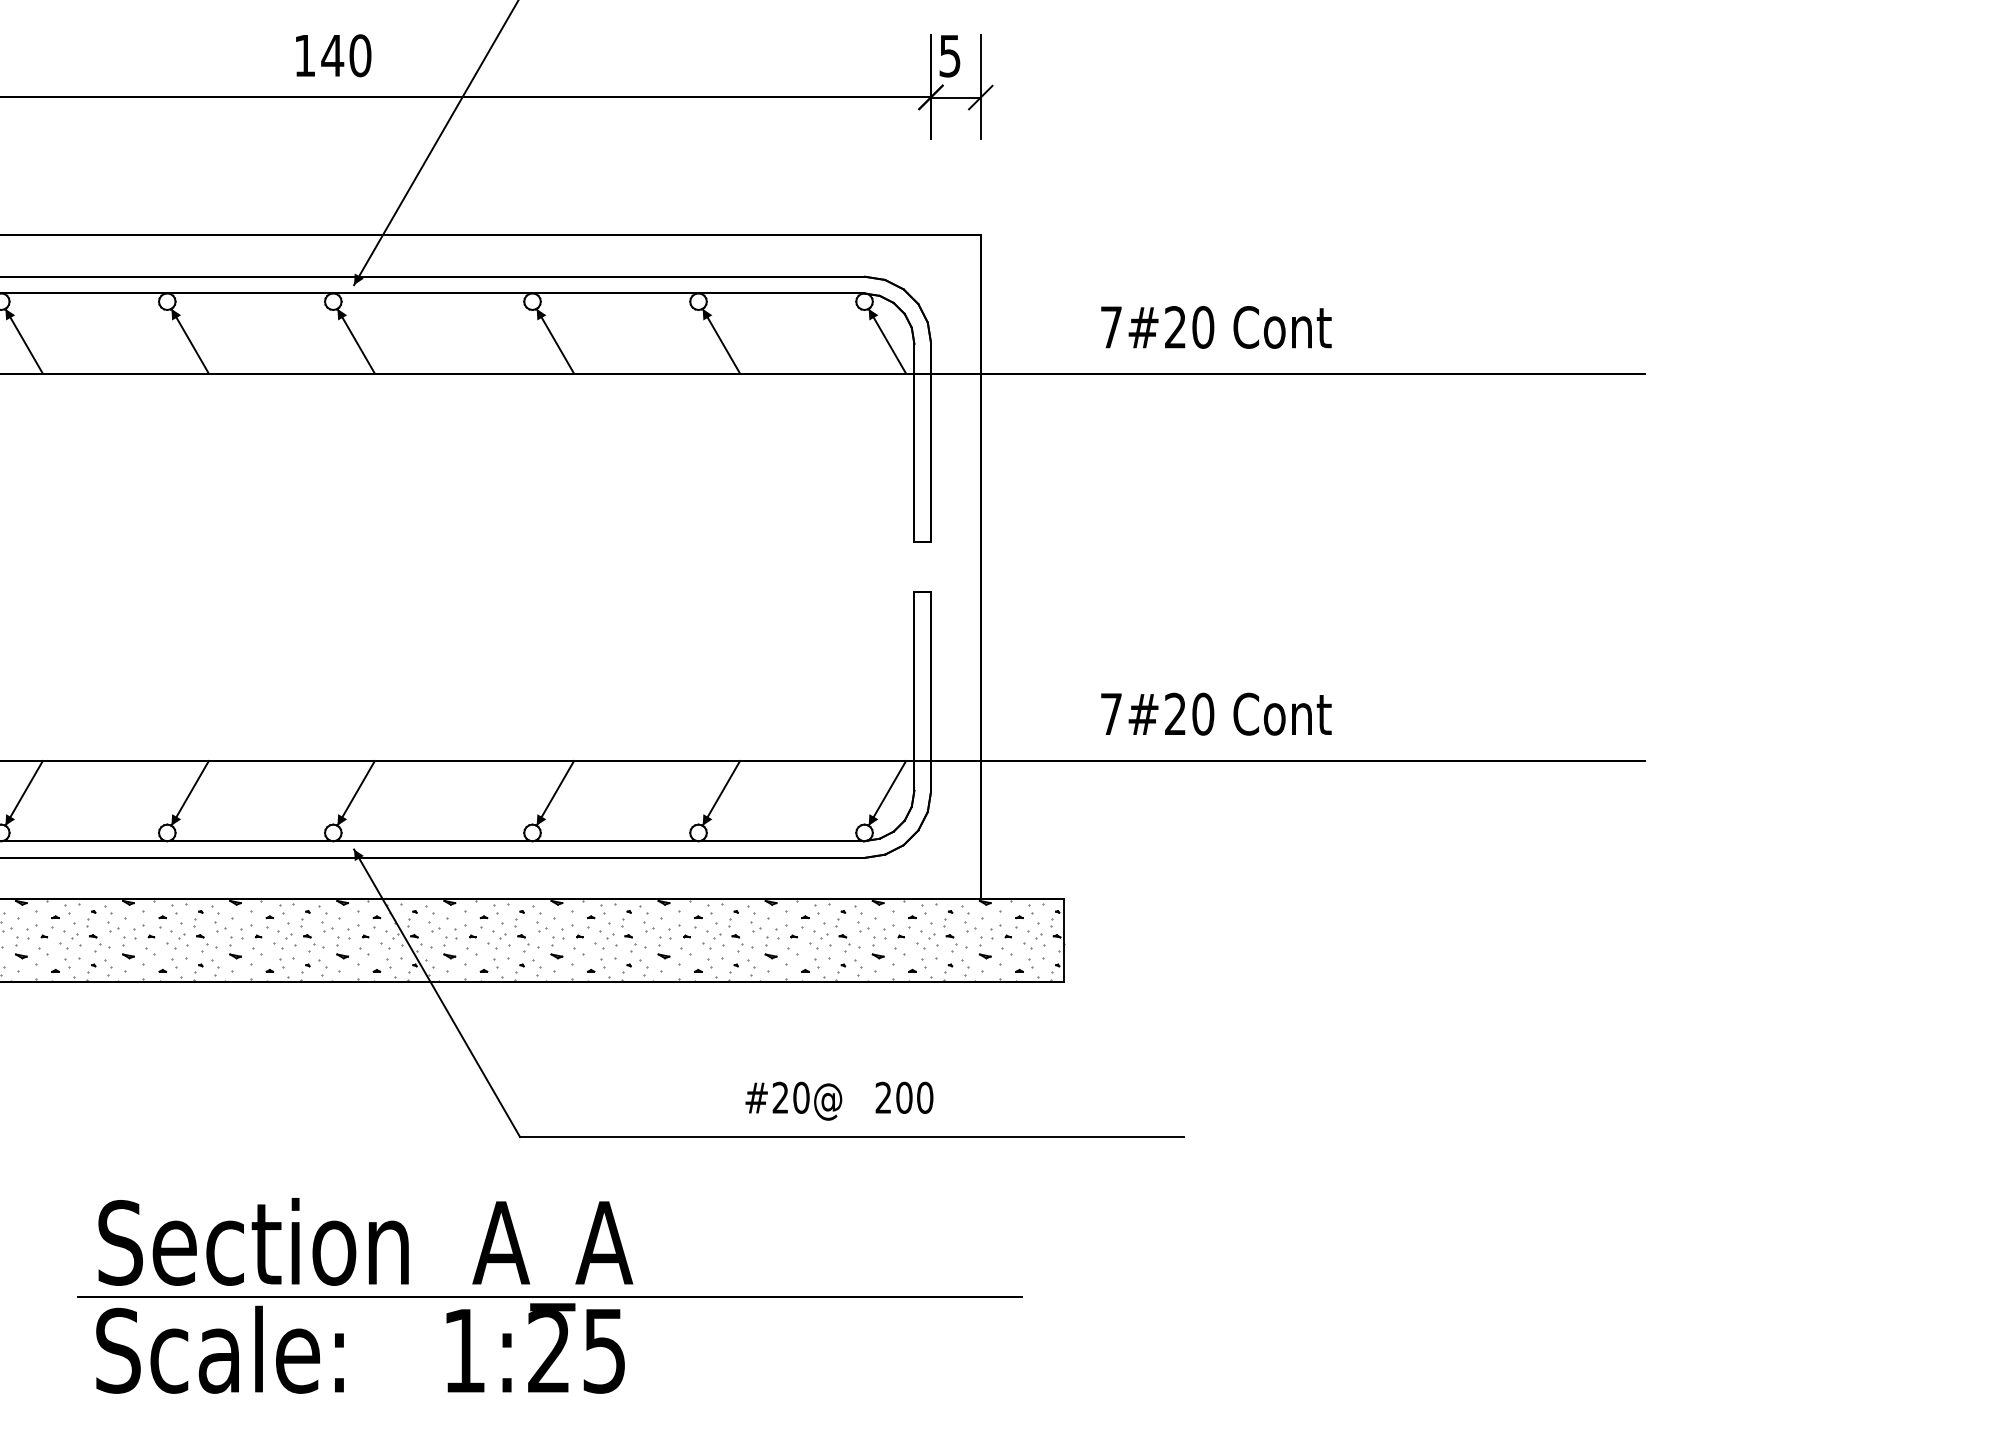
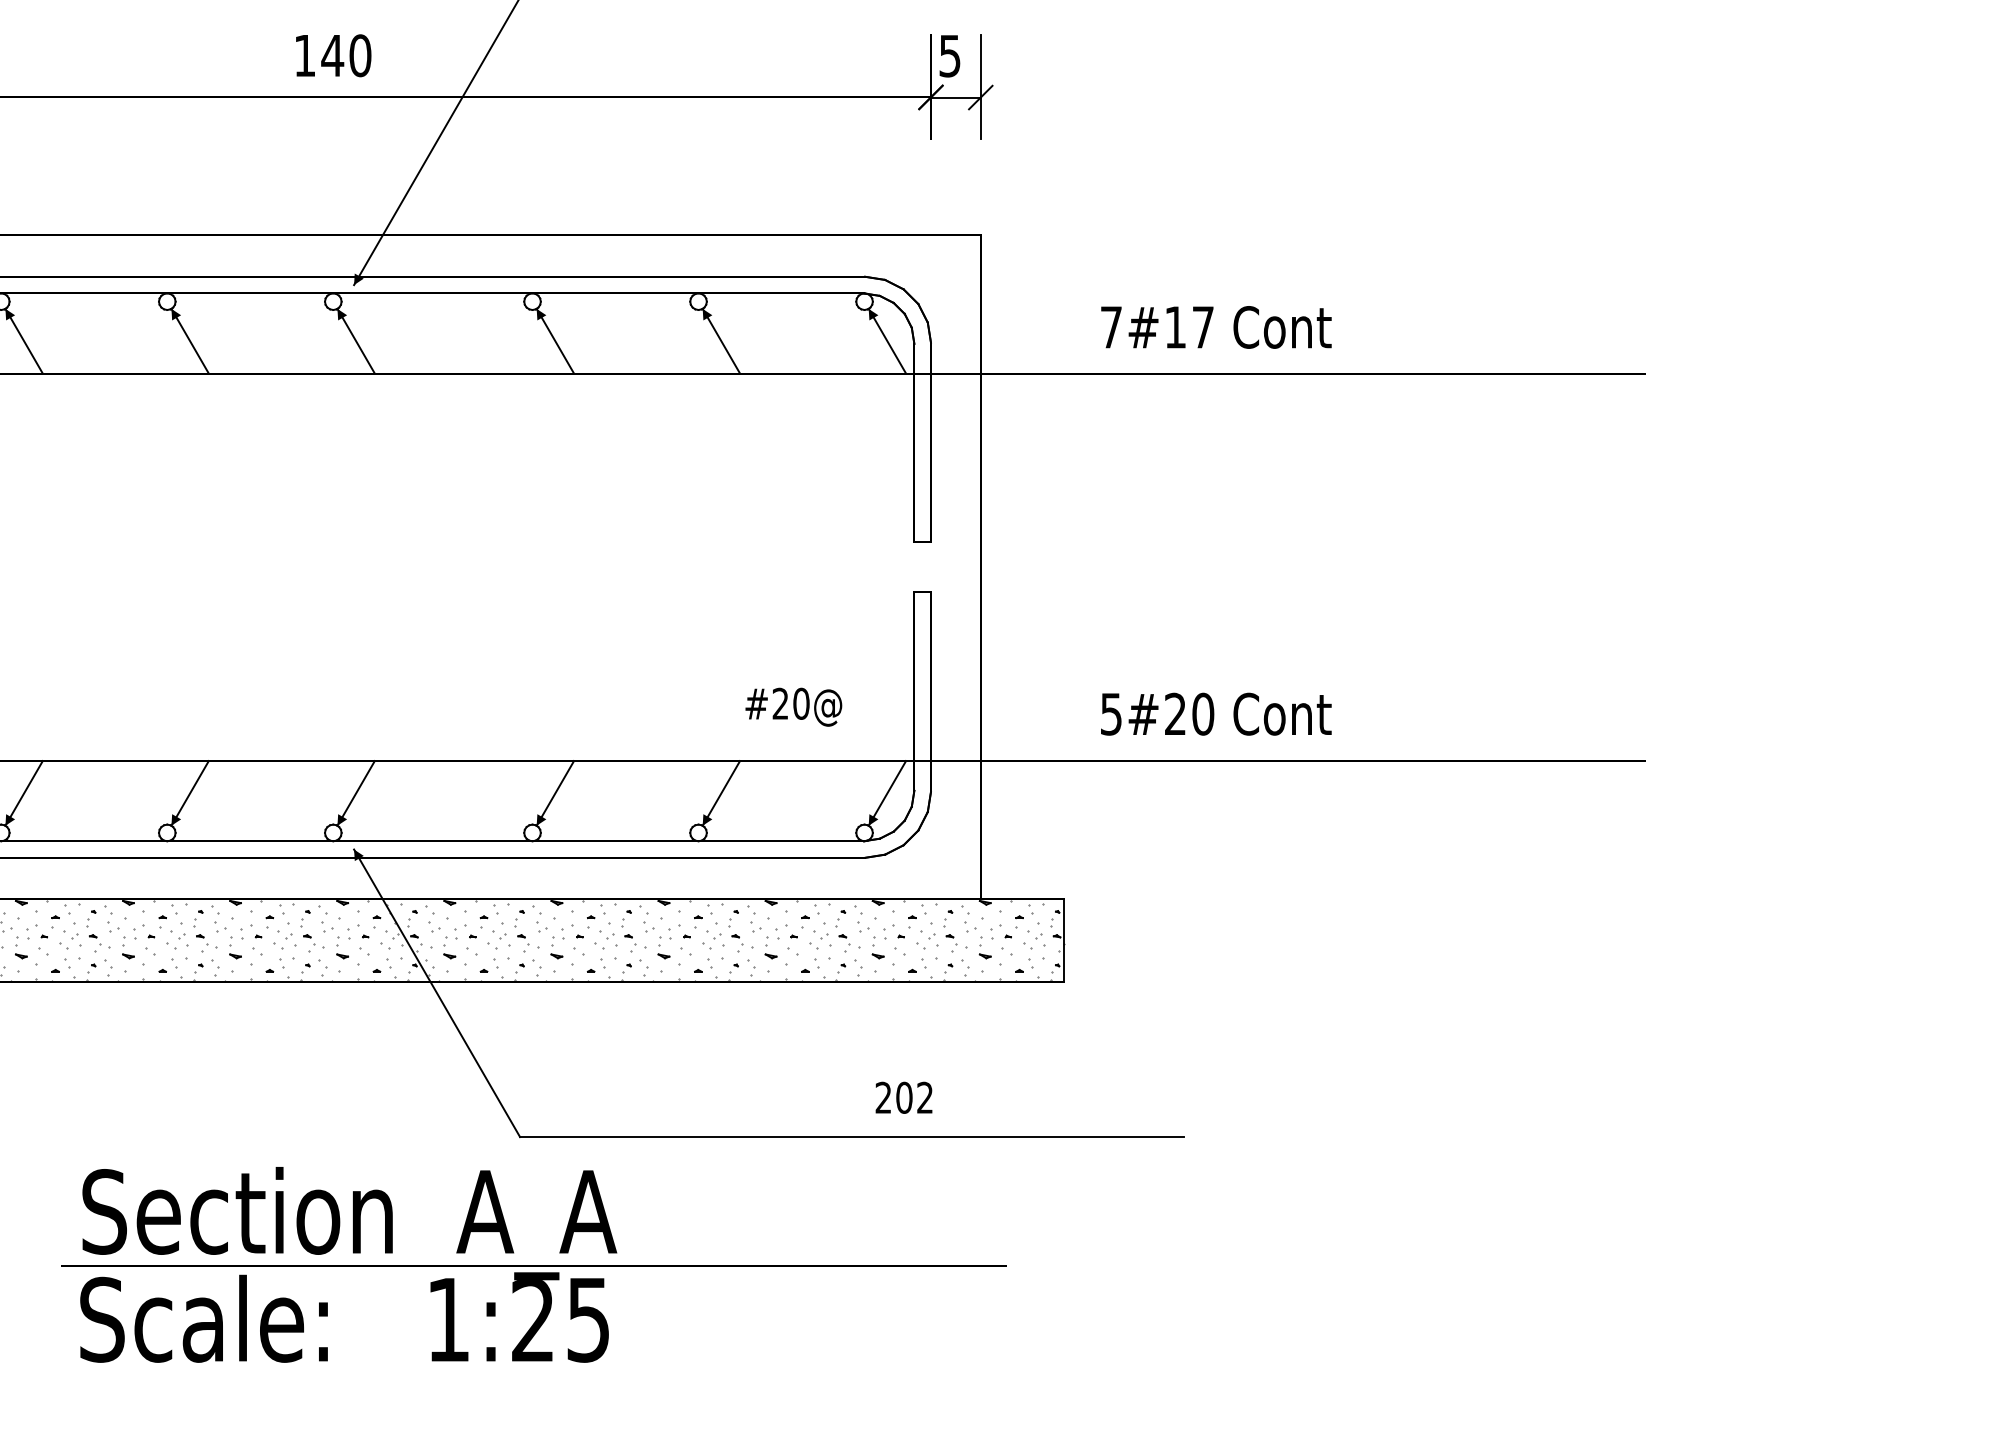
text: 7#20 -> 7#17 (1189, 327)
text: 7#20 -> 5#20 (1111, 714)
text: 200 -> 202 (925, 1097)
text position: (793, 1100) -> (793, 706) (793, 706)
part position: (549, 1295) -> (533, 1264) (533, 1264)
